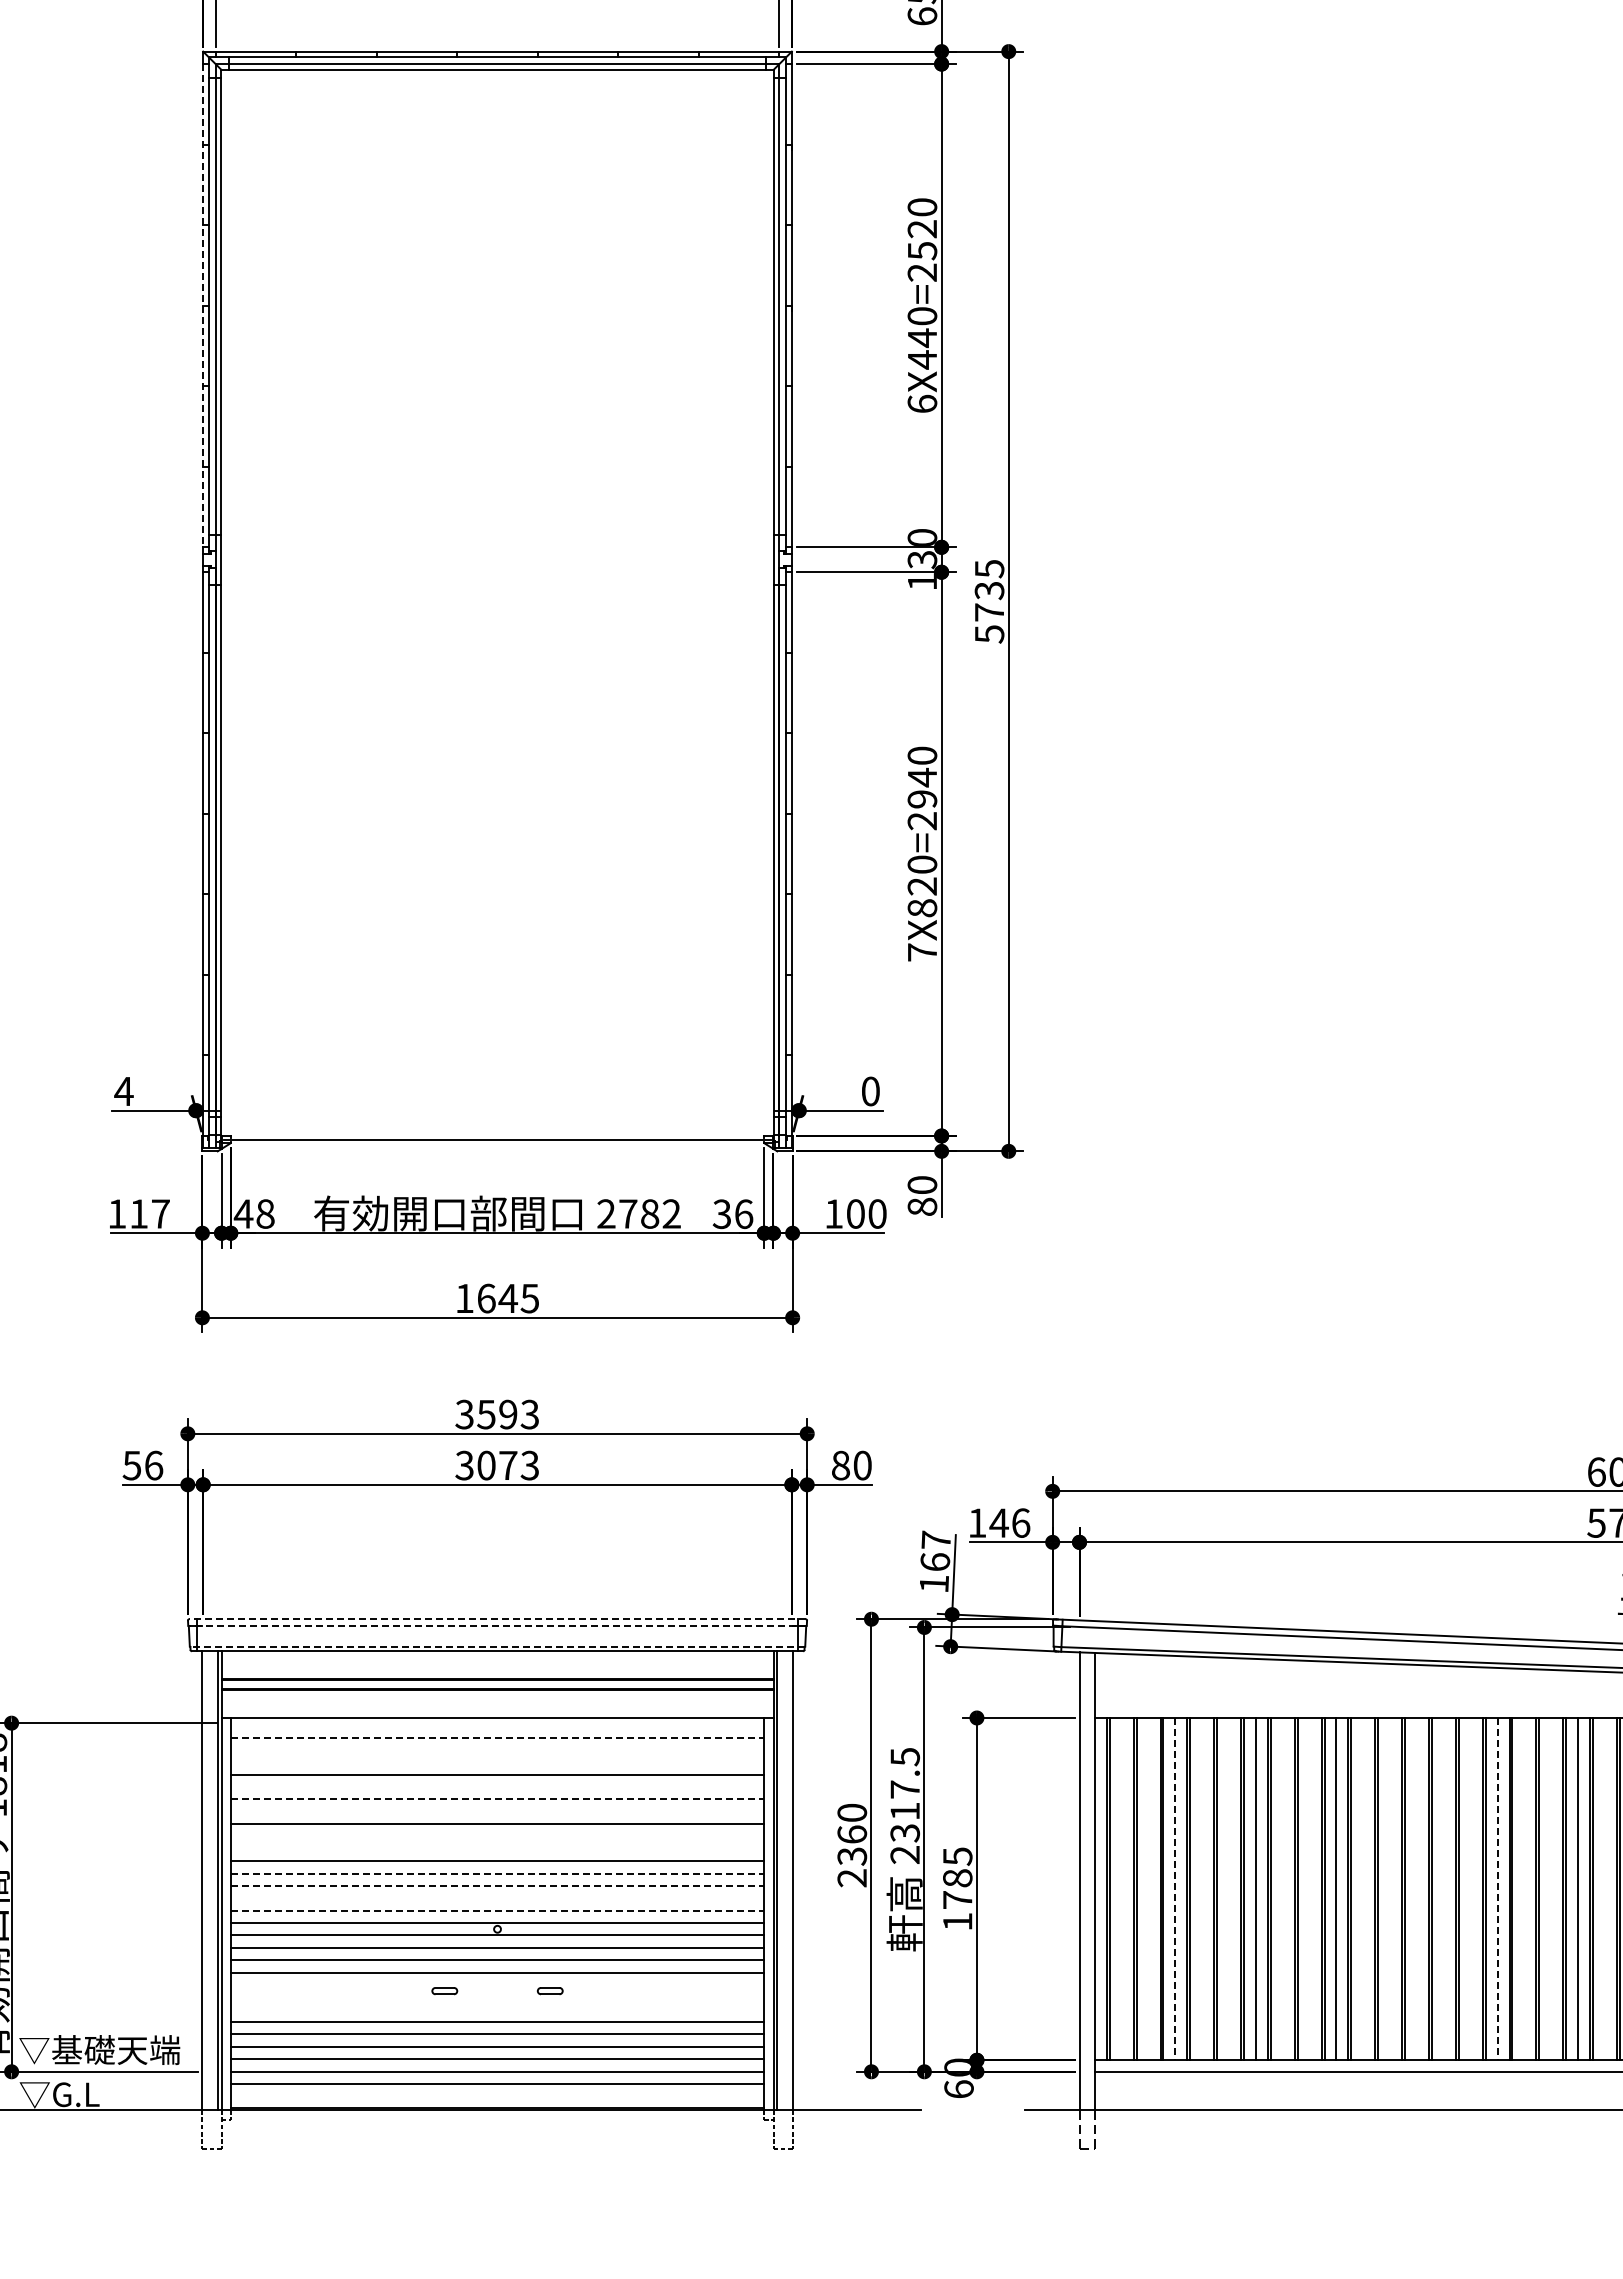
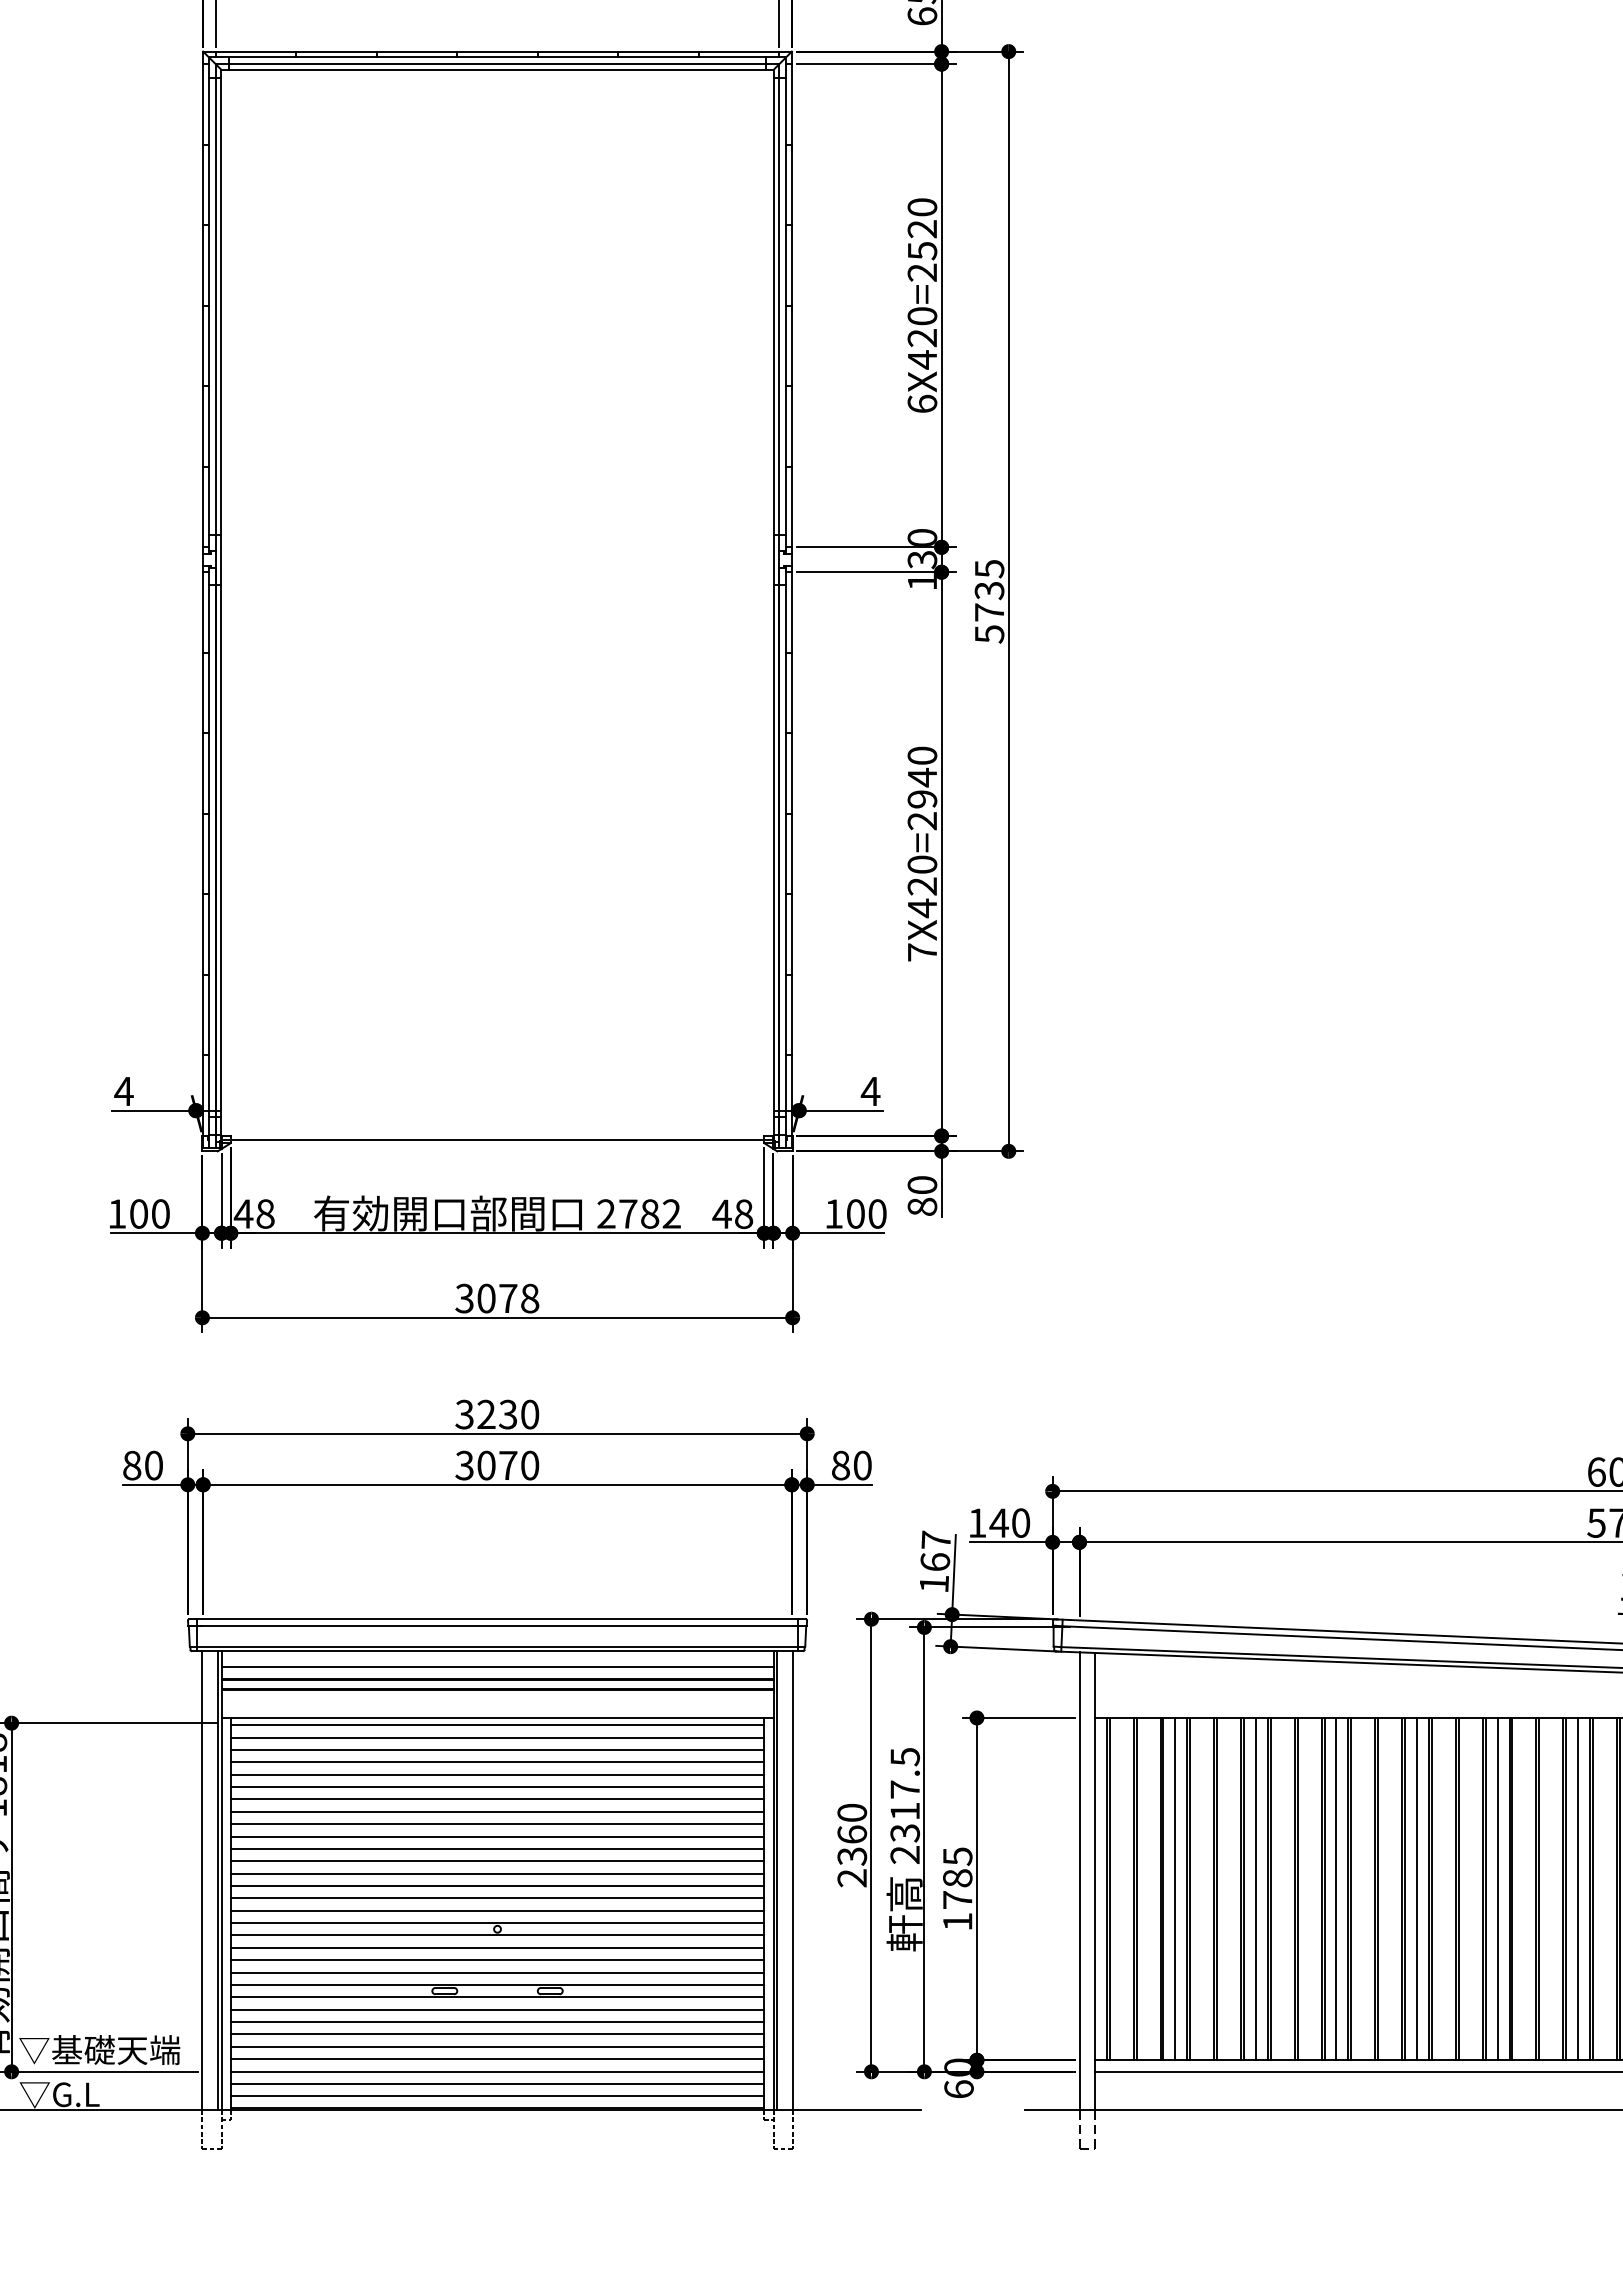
line: dashed -> solid (203, 305)
text: 6X440=2520 -> 6X420=2520 (921, 338)
text: 7X820=2940 -> 7X420=2940 (922, 908)
text: 0 -> 4 (870, 1091)
text: 117 -> 100 (149, 1213)
text: 36 -> 48 (732, 1214)
text: 1645 -> 3078 (497, 1298)
text: 3593 -> 3230 (508, 1414)
text: 56 -> 80 (142, 1465)
text: 3073 -> 3070 (529, 1465)
text: 146 -> 140 (1021, 1522)
line: dashed -> solid (497, 1619)
line: dashed -> solid (497, 1625)
line: dashed -> solid (497, 1646)
line: none -> present (497, 1666)
line: none -> present (497, 1725)
line: dashed -> solid (497, 1737)
line: none -> present (497, 1749)
line: none -> present (497, 1762)
line: none -> present (497, 1787)
line: dashed -> solid (497, 1799)
line: none -> present (497, 1811)
line: none -> present (497, 1836)
line: none -> present (497, 1848)
line: dashed -> solid (497, 1873)
line: dashed -> solid (497, 1885)
line: dashed -> solid (1175, 1889)
line: none -> present (1417, 1889)
line: dashed -> solid (1497, 1889)
line: none -> present (497, 1898)
line: dashed -> solid (497, 1910)
line: none -> present (497, 1984)
line: none -> present (497, 1997)
line: none -> present (497, 2009)
line: none -> present (497, 2096)
